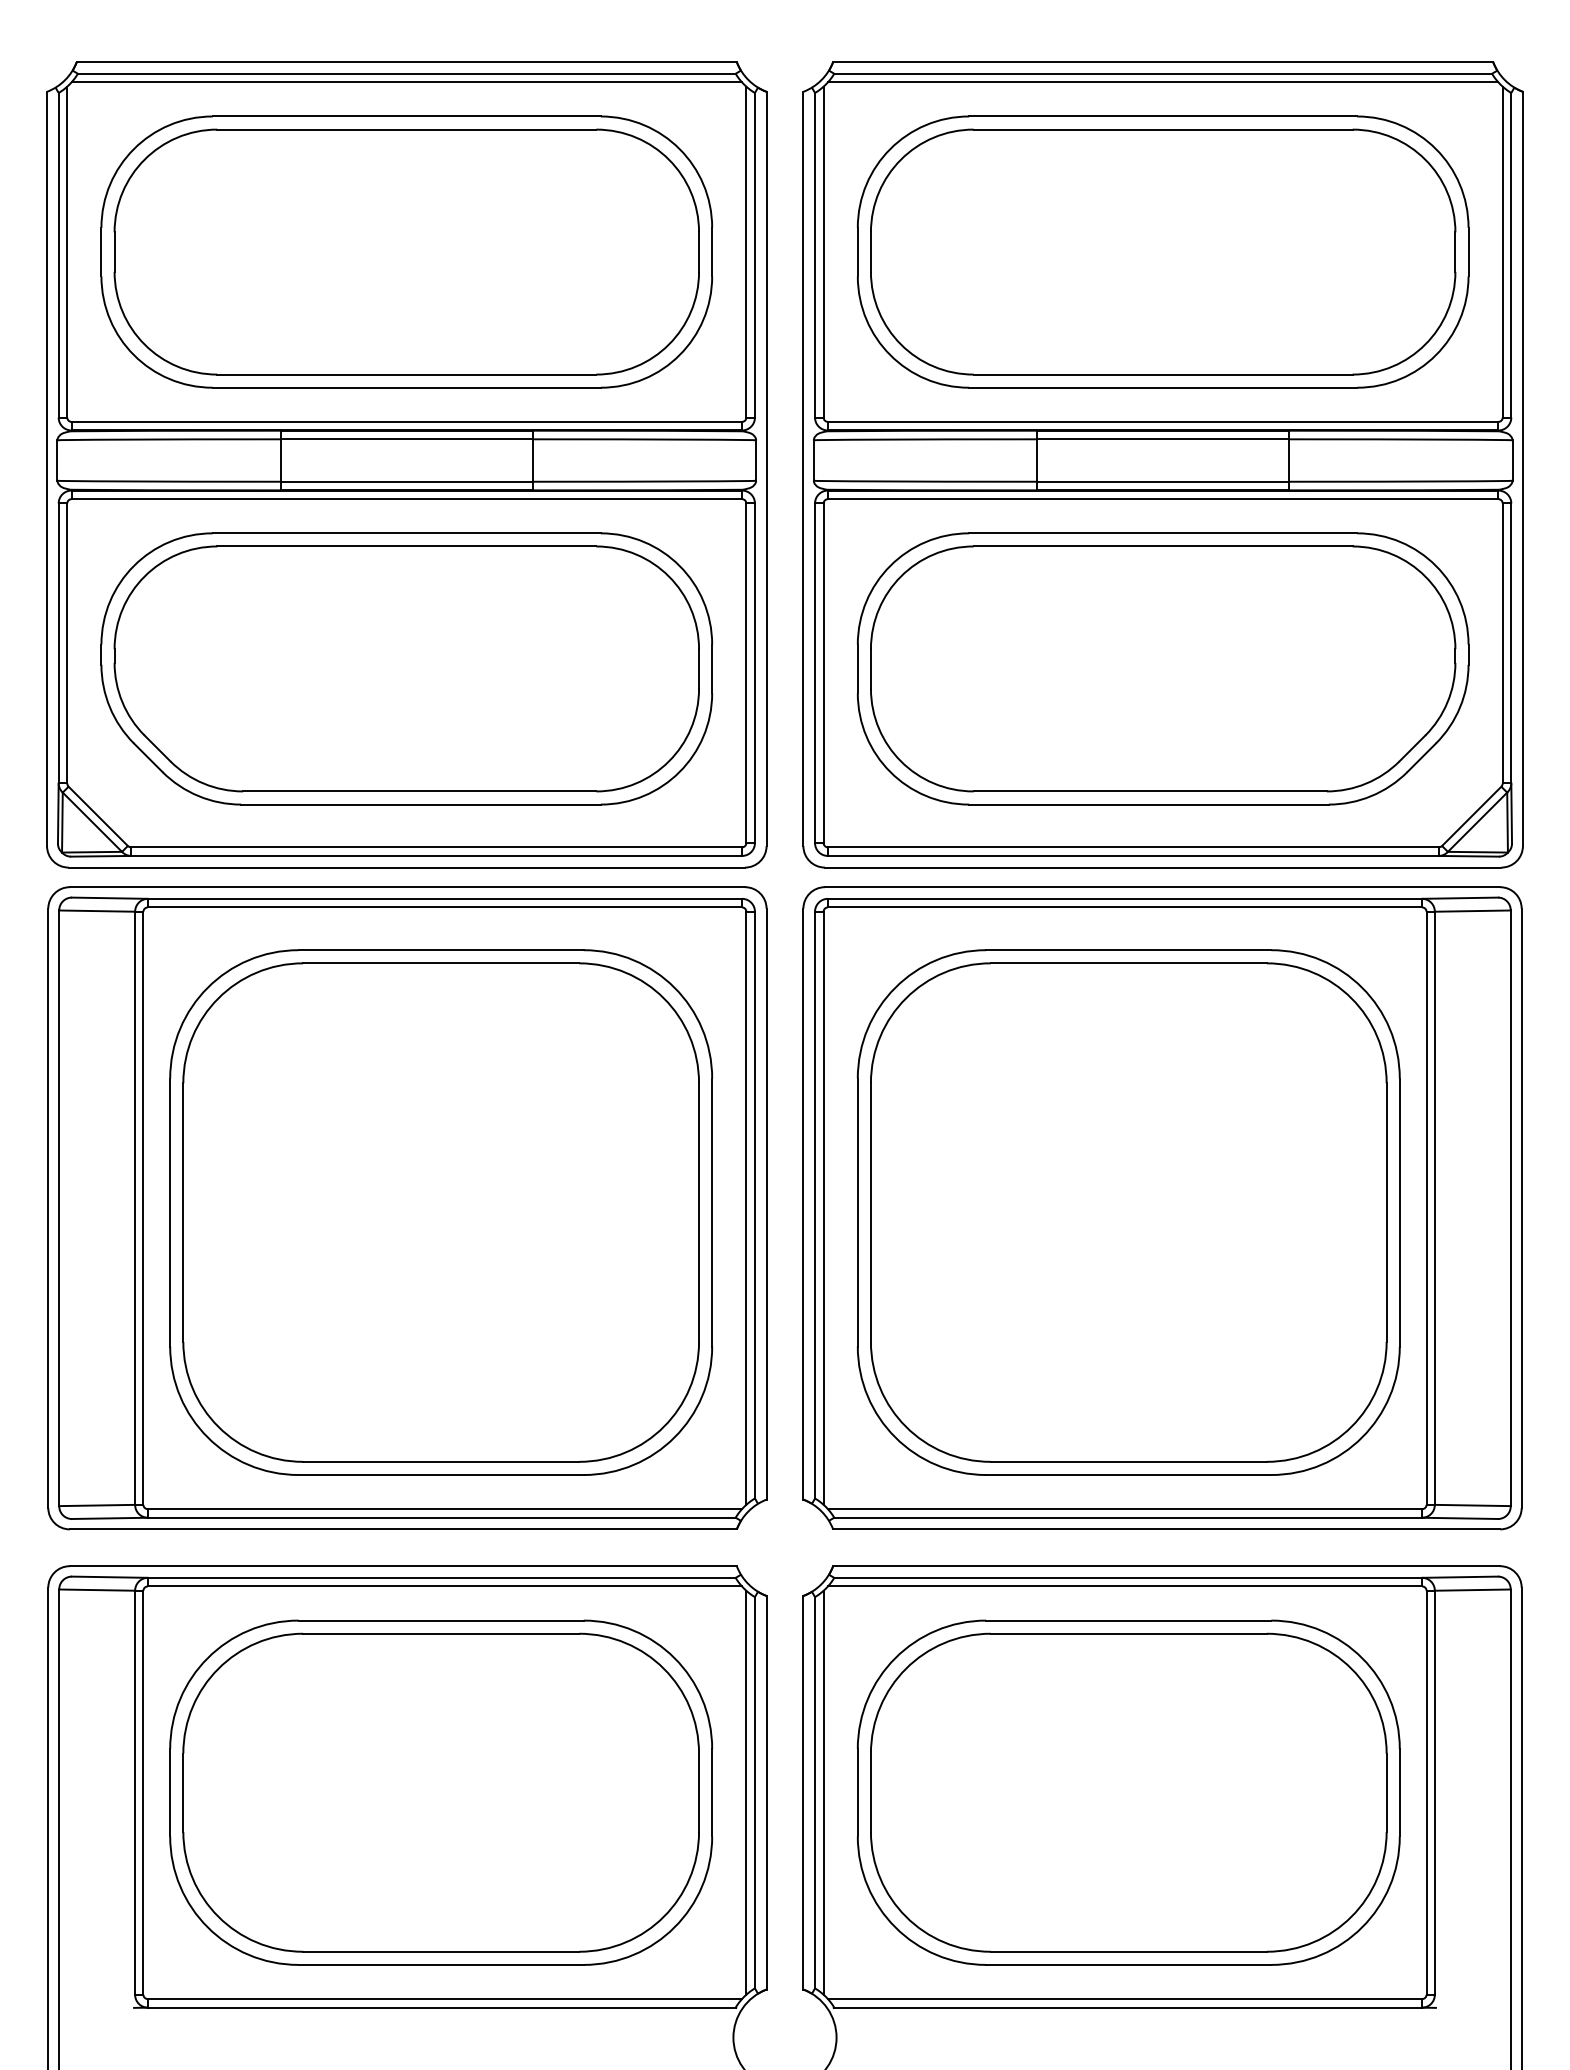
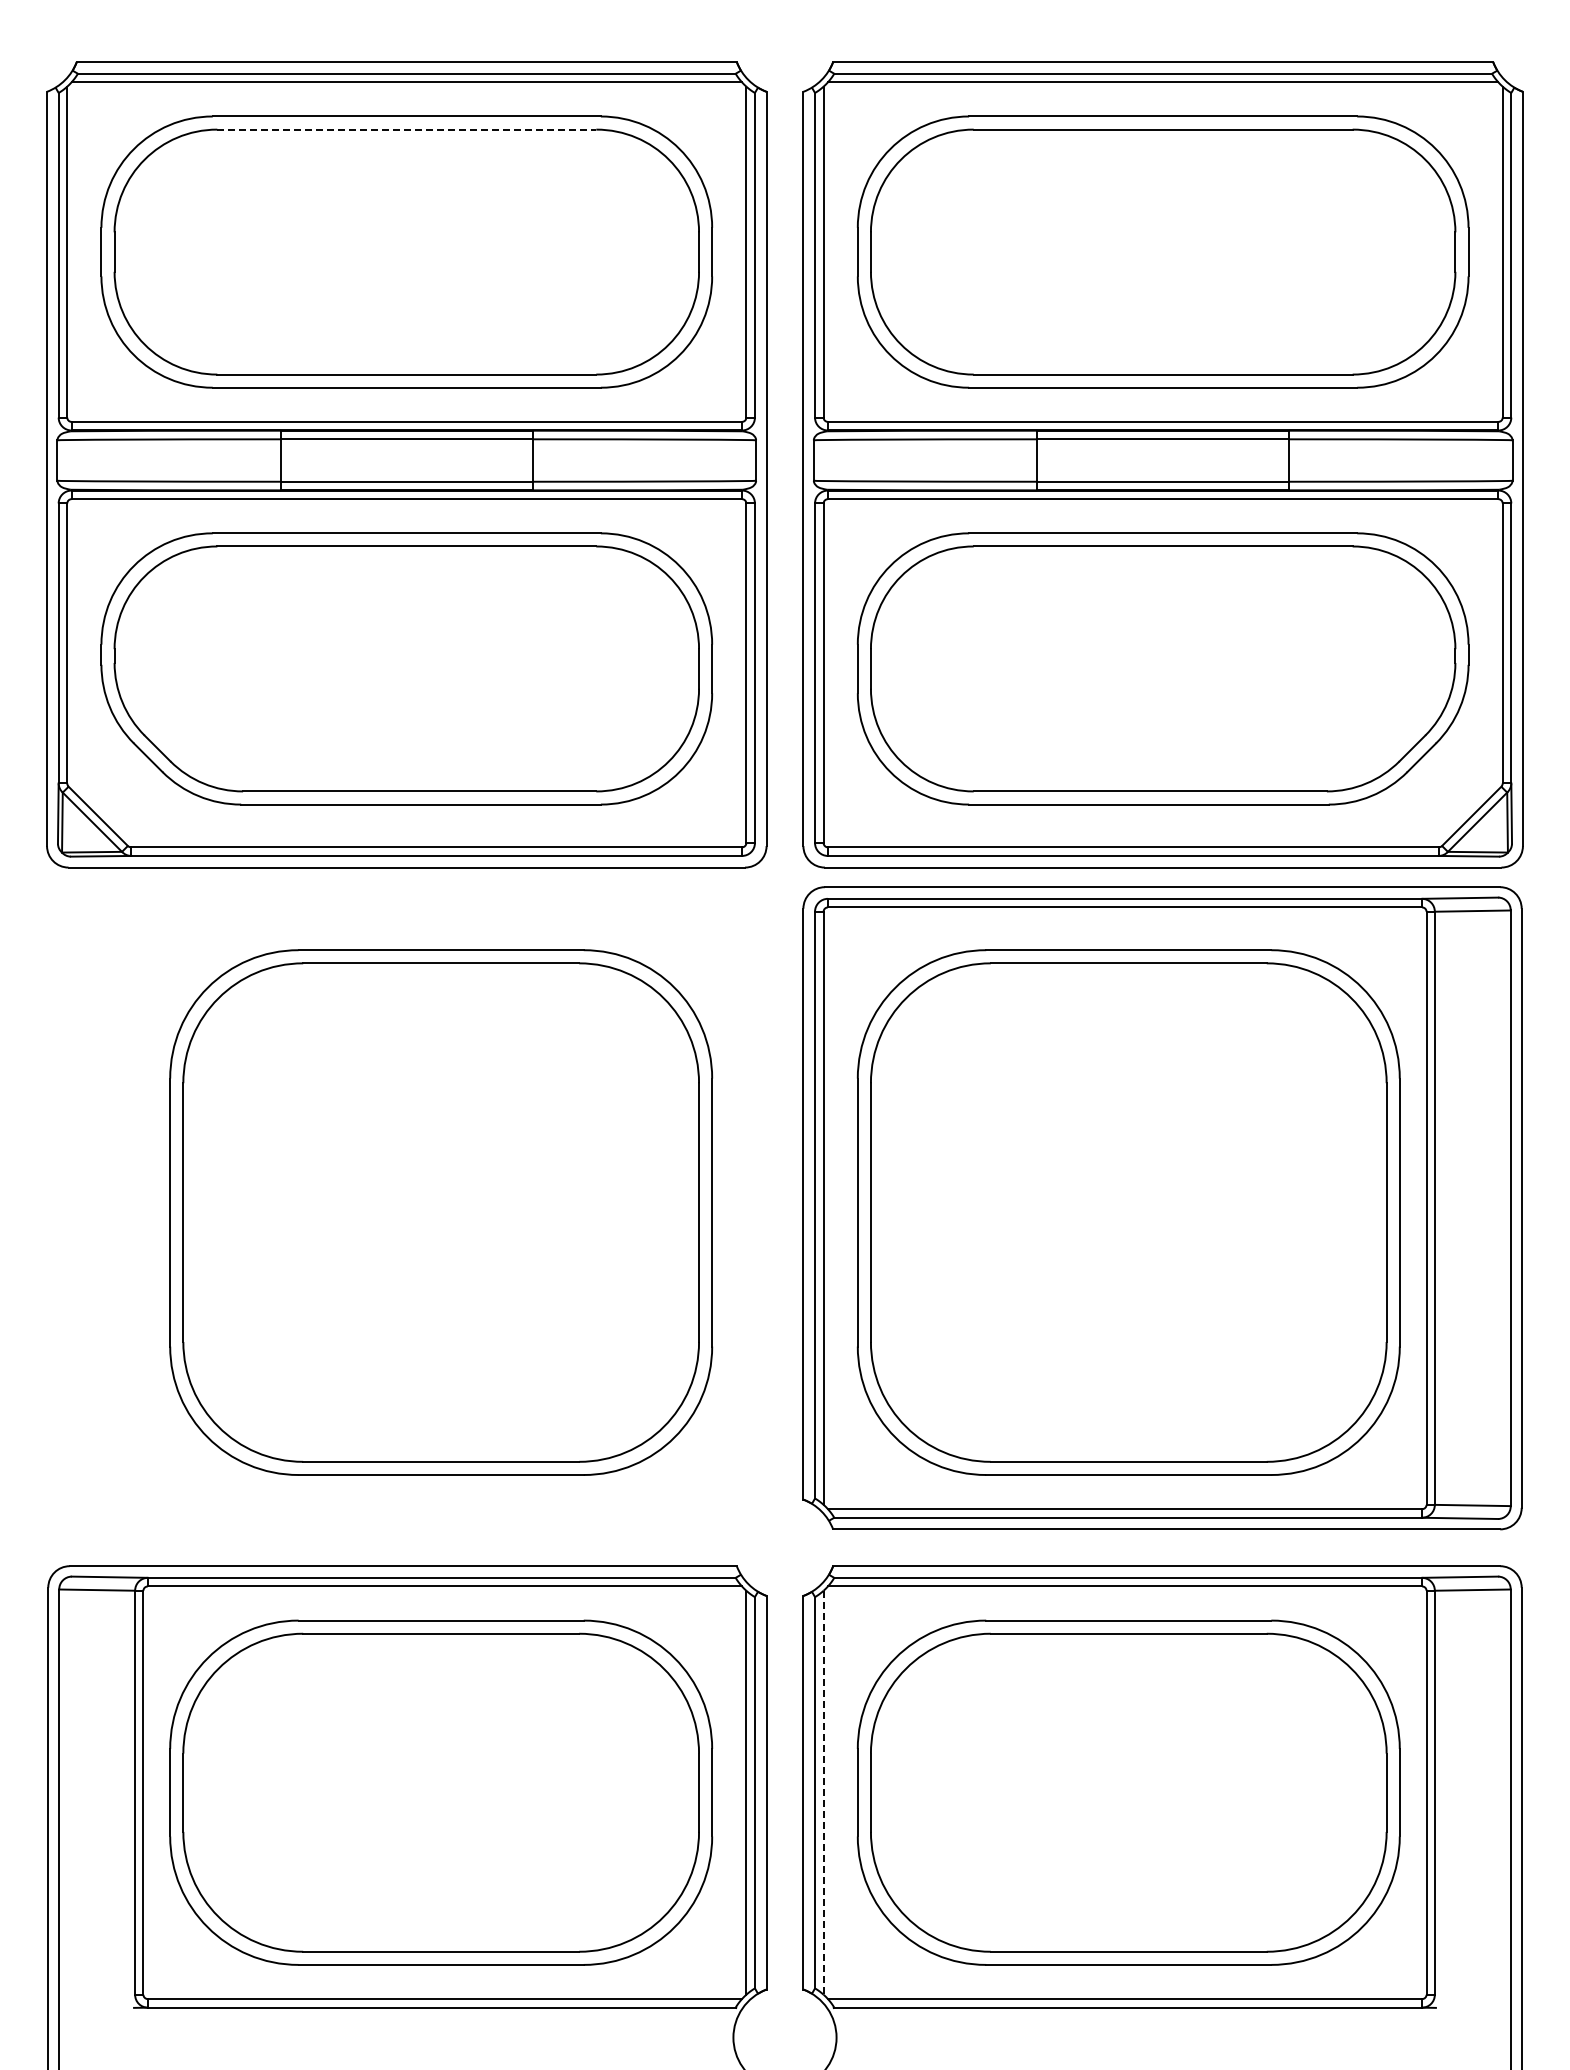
line: solid -> dashed (407, 129)
part: present -> none (407, 1208)
line: solid -> dashed (823, 1792)
